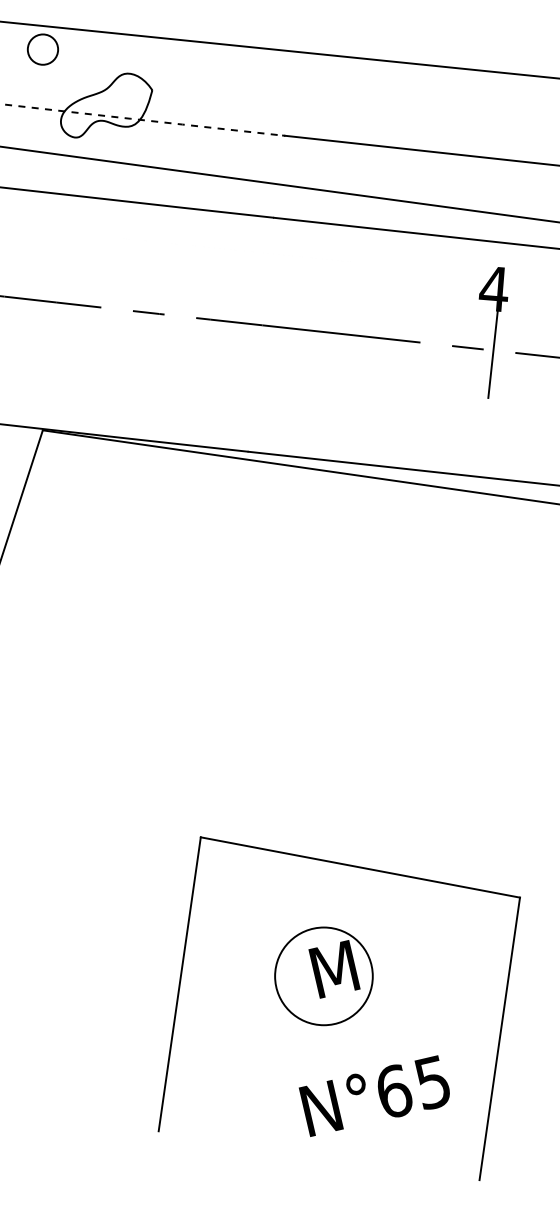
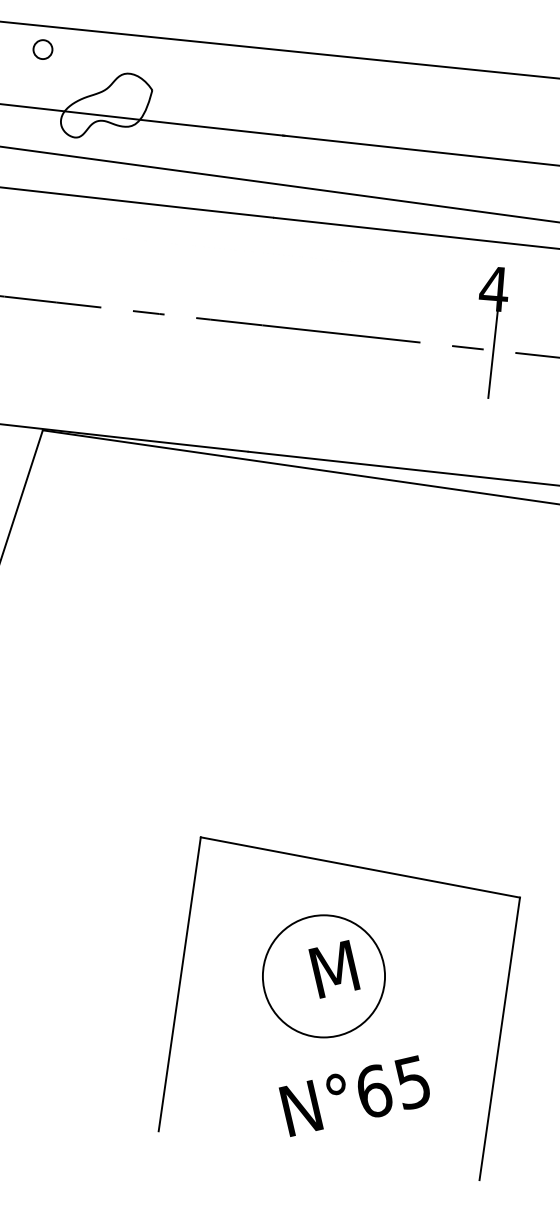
circle diameter: 30 px -> 19 px (42, 49)
arc: dashed -> solid (142, 120)
circle diameter: 98 px -> 122 px (323, 976)
text position: (374, 1095) -> (354, 1095) (354, 1095)
